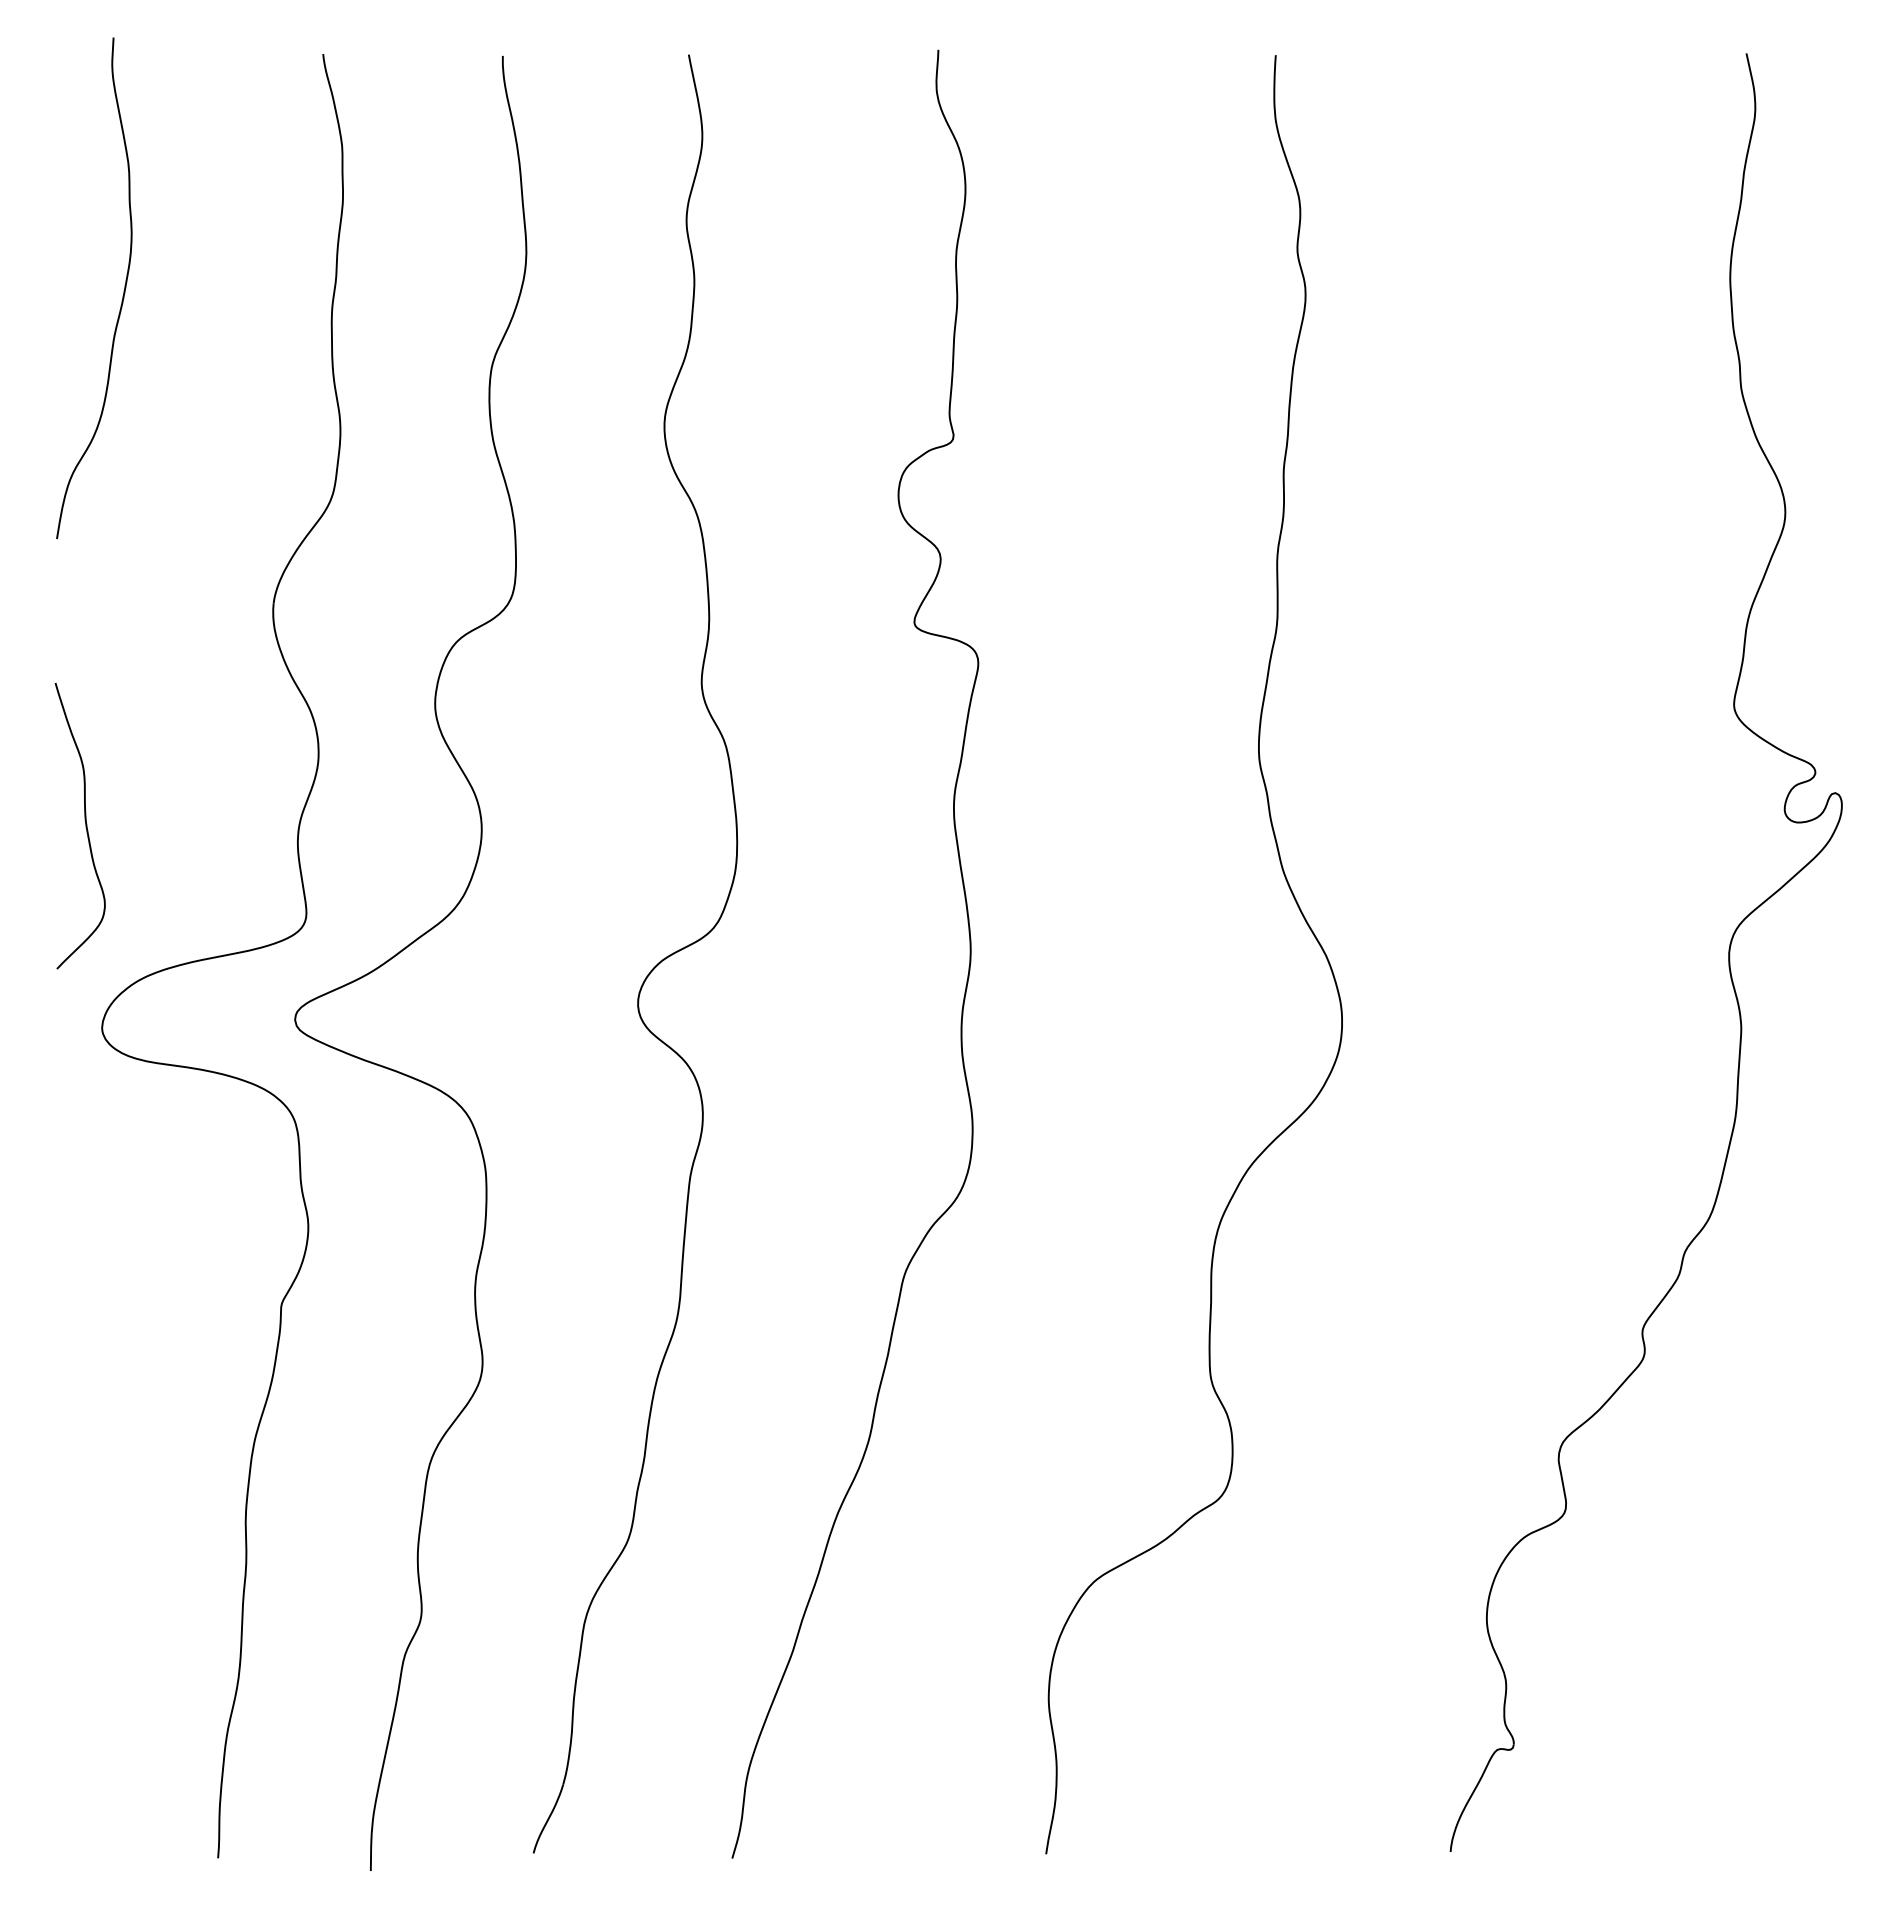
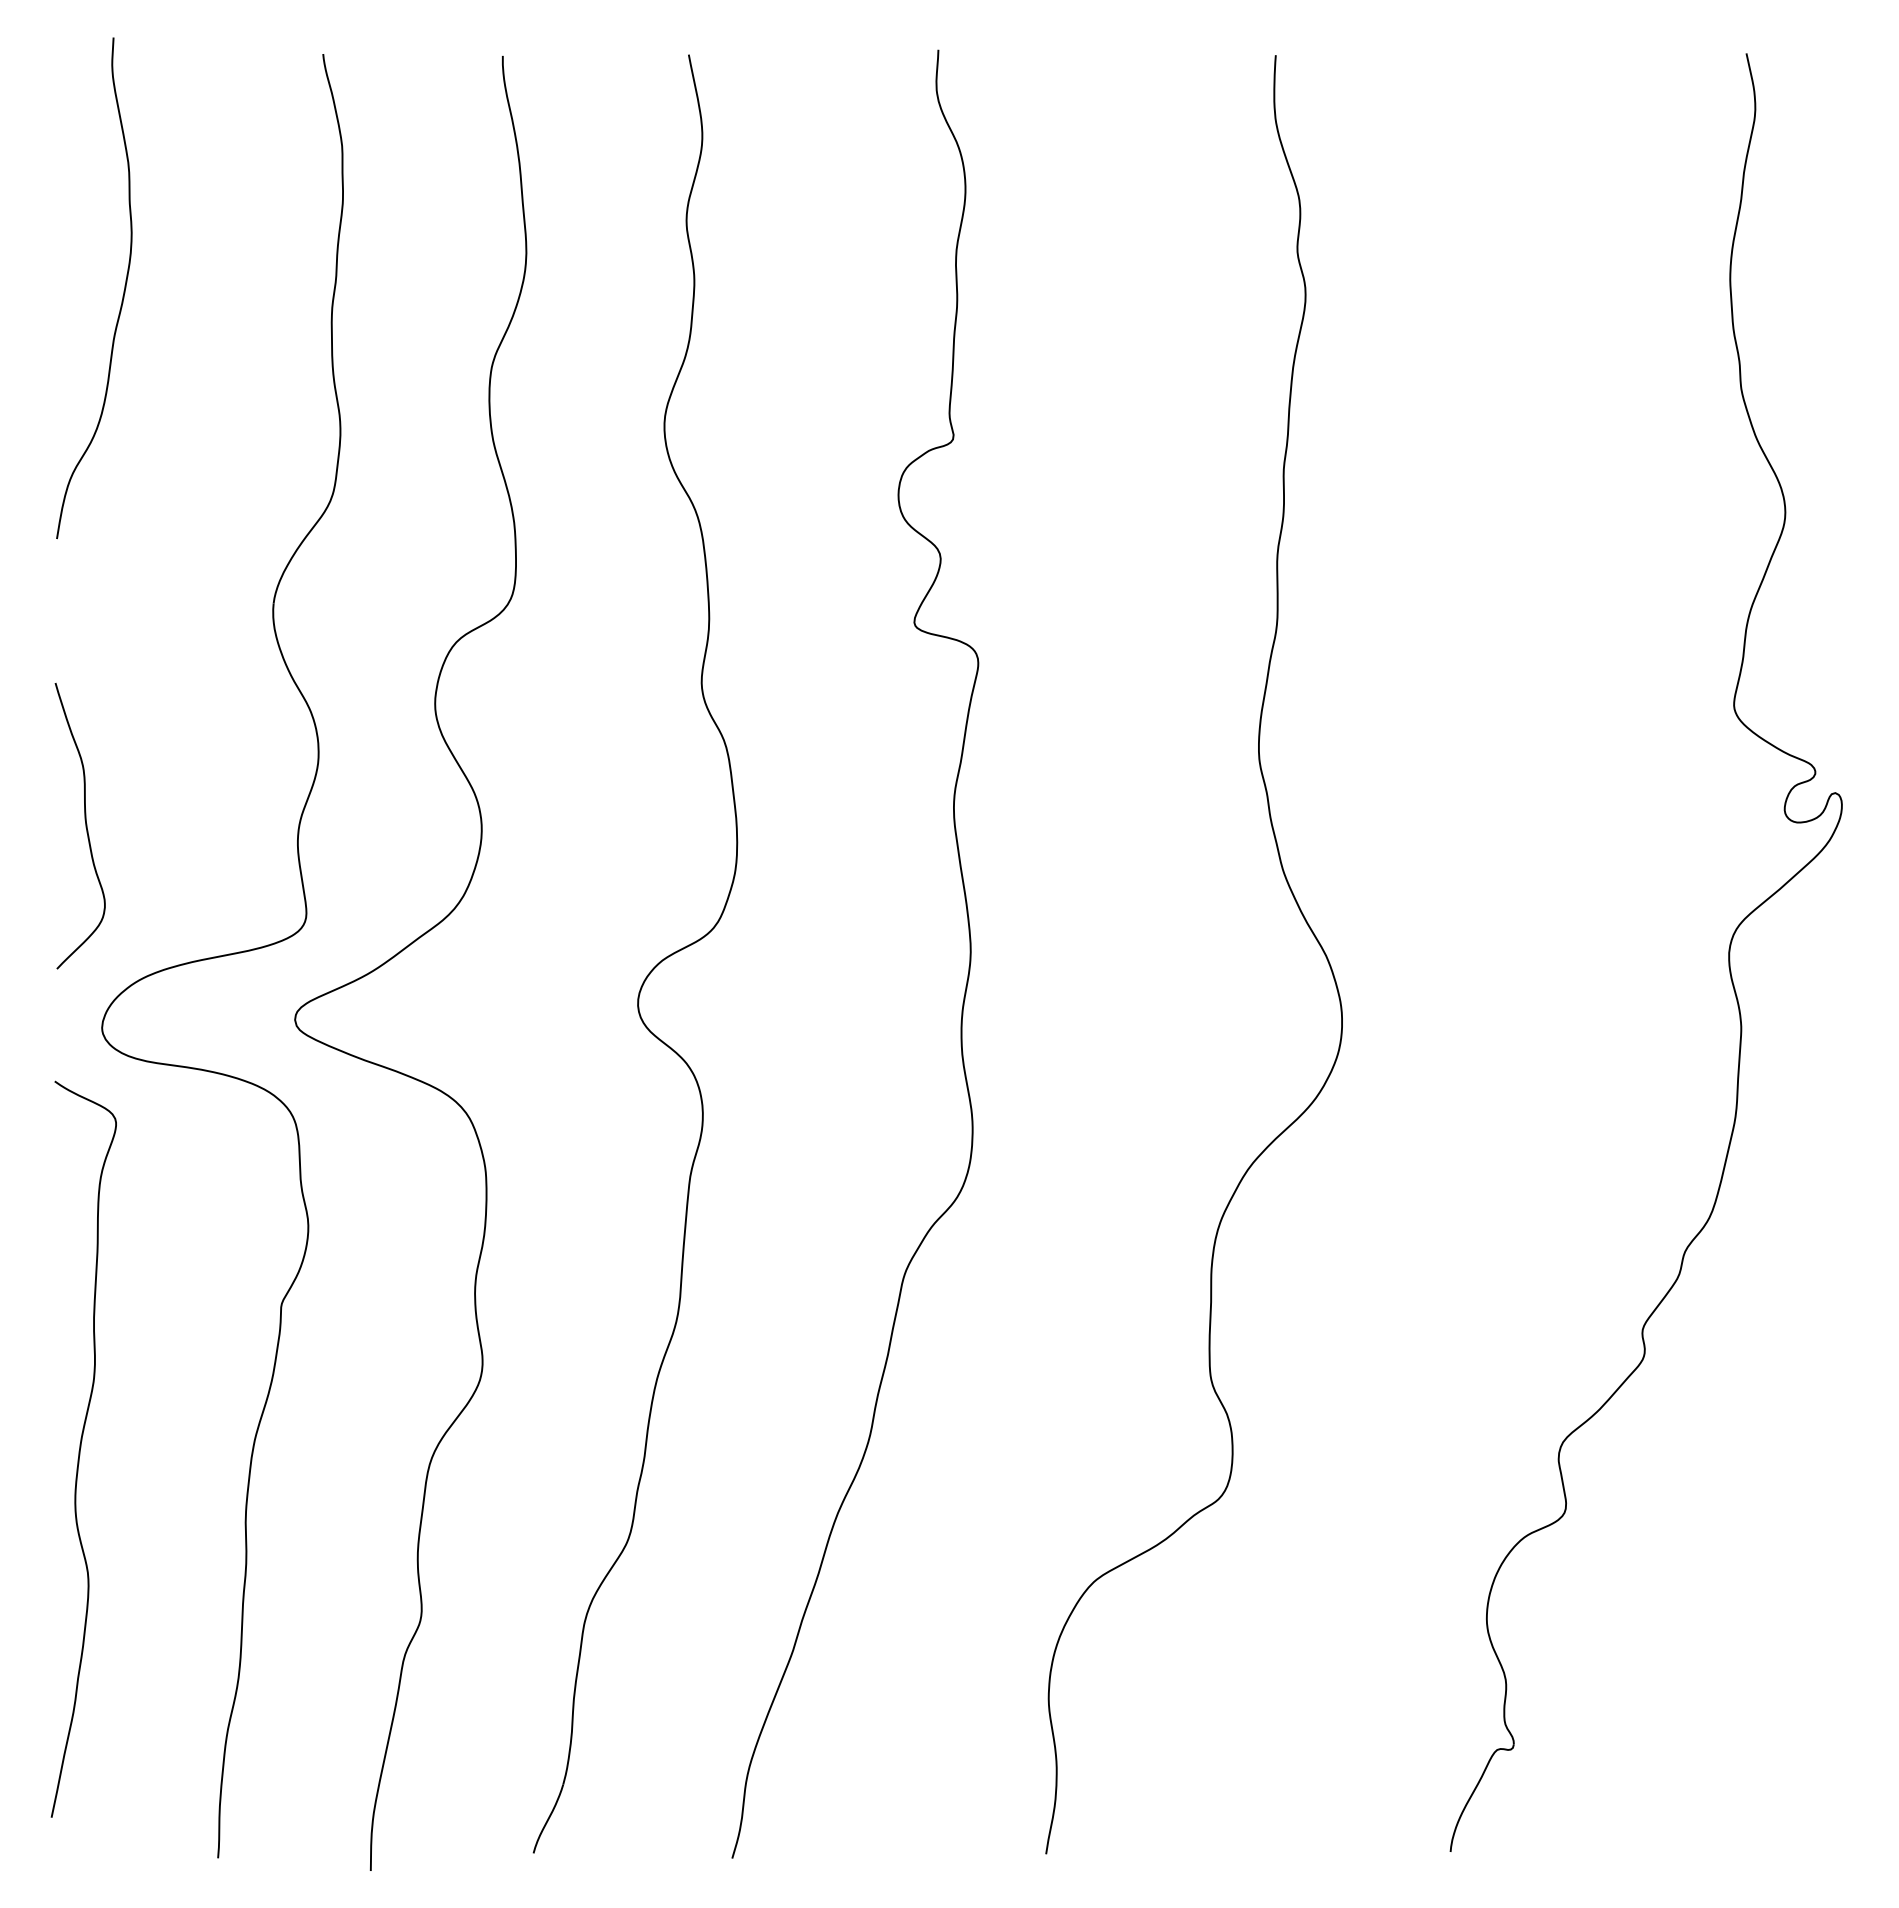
curve: none -> present (81, 1447)
